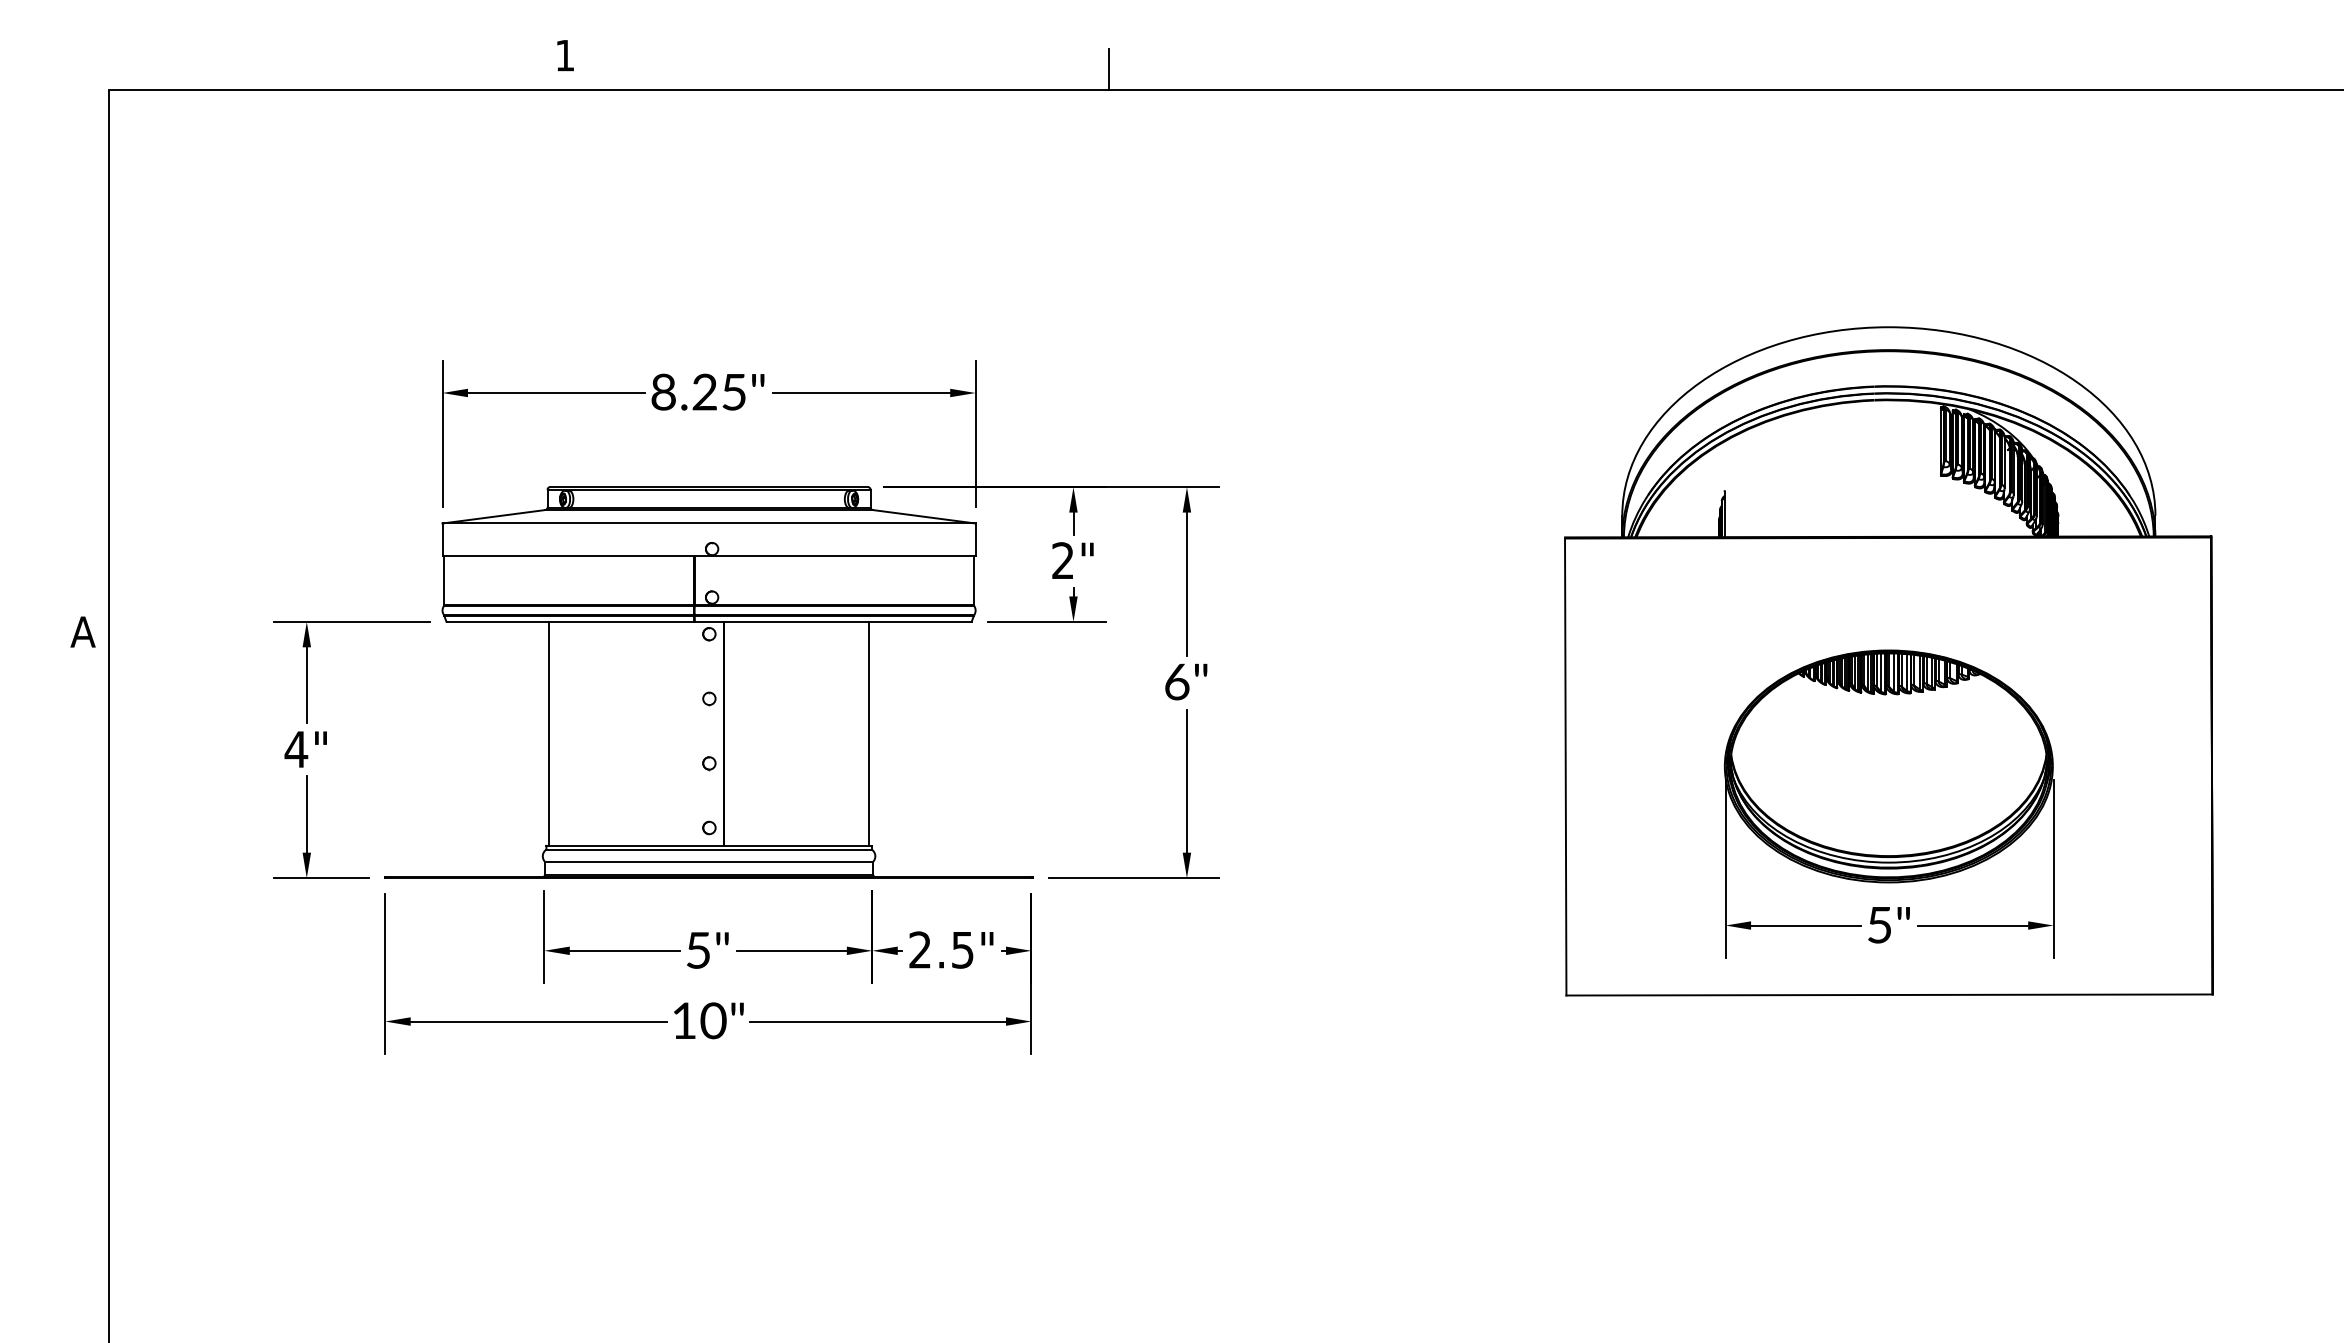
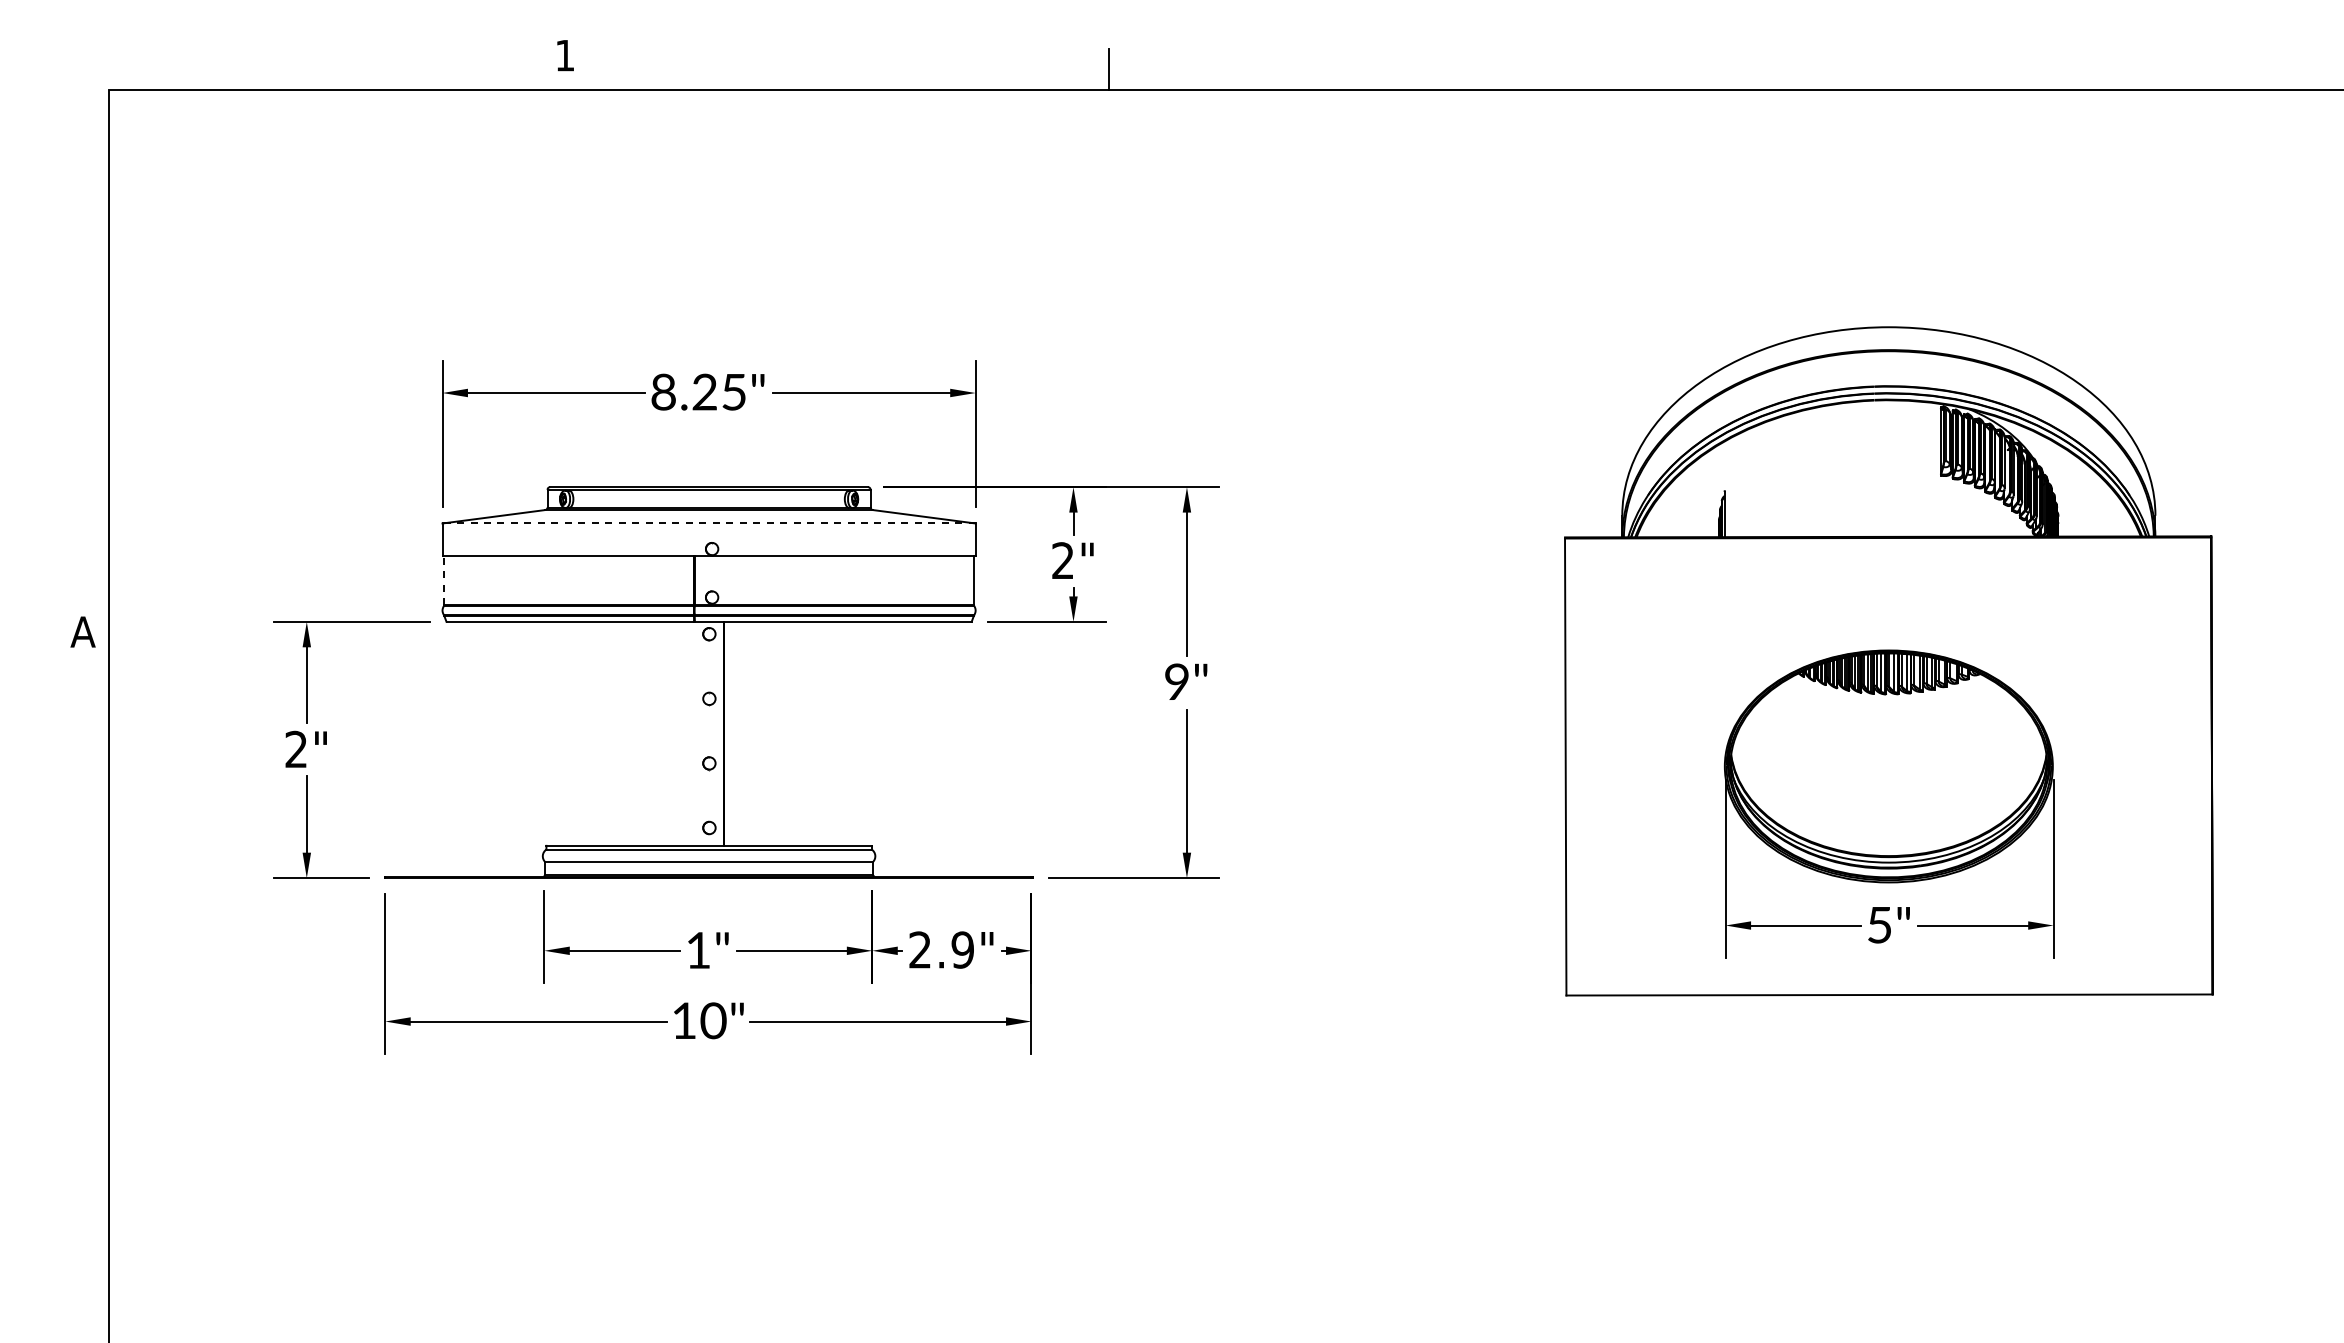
line: solid -> dashed (709, 523)
line: solid -> dashed (444, 580)
text: 6" -> 9" (1177, 681)
line: present -> none (549, 733)
line: present -> none (869, 733)
text: 4" -> 2" (296, 748)
text: 2.5" -> 2.9" (962, 949)
text: 5" -> 1" (698, 950)
